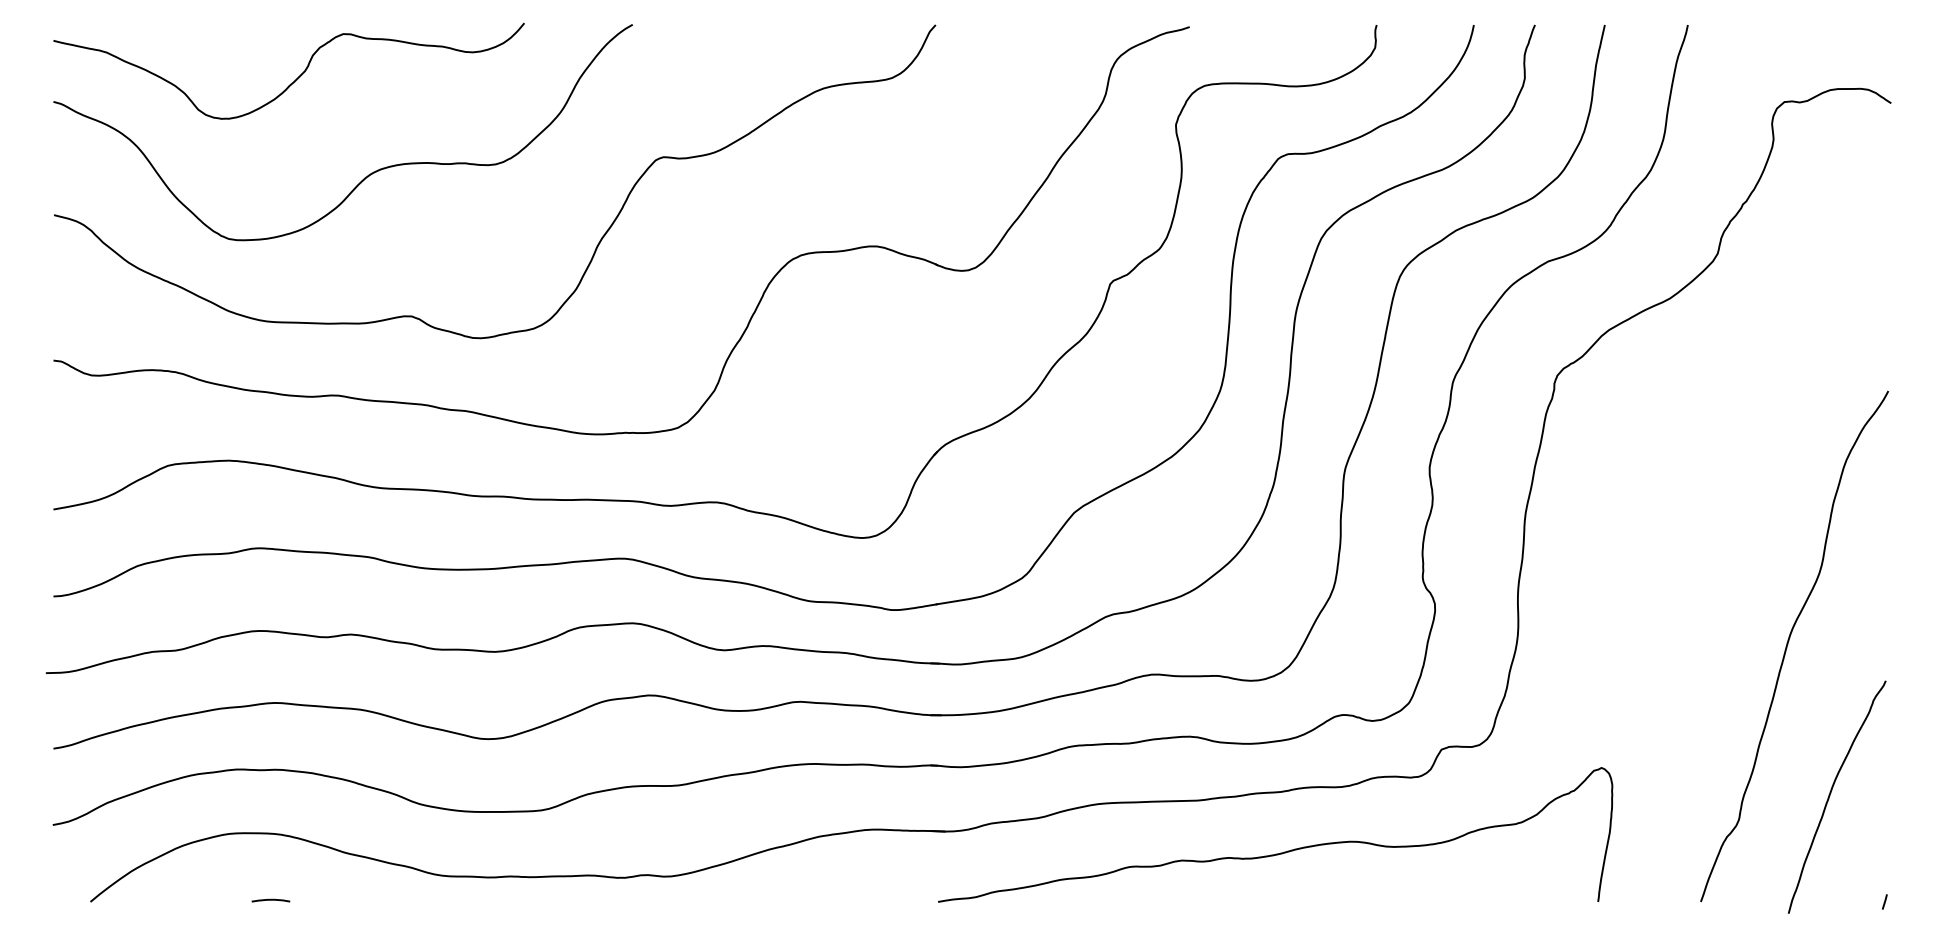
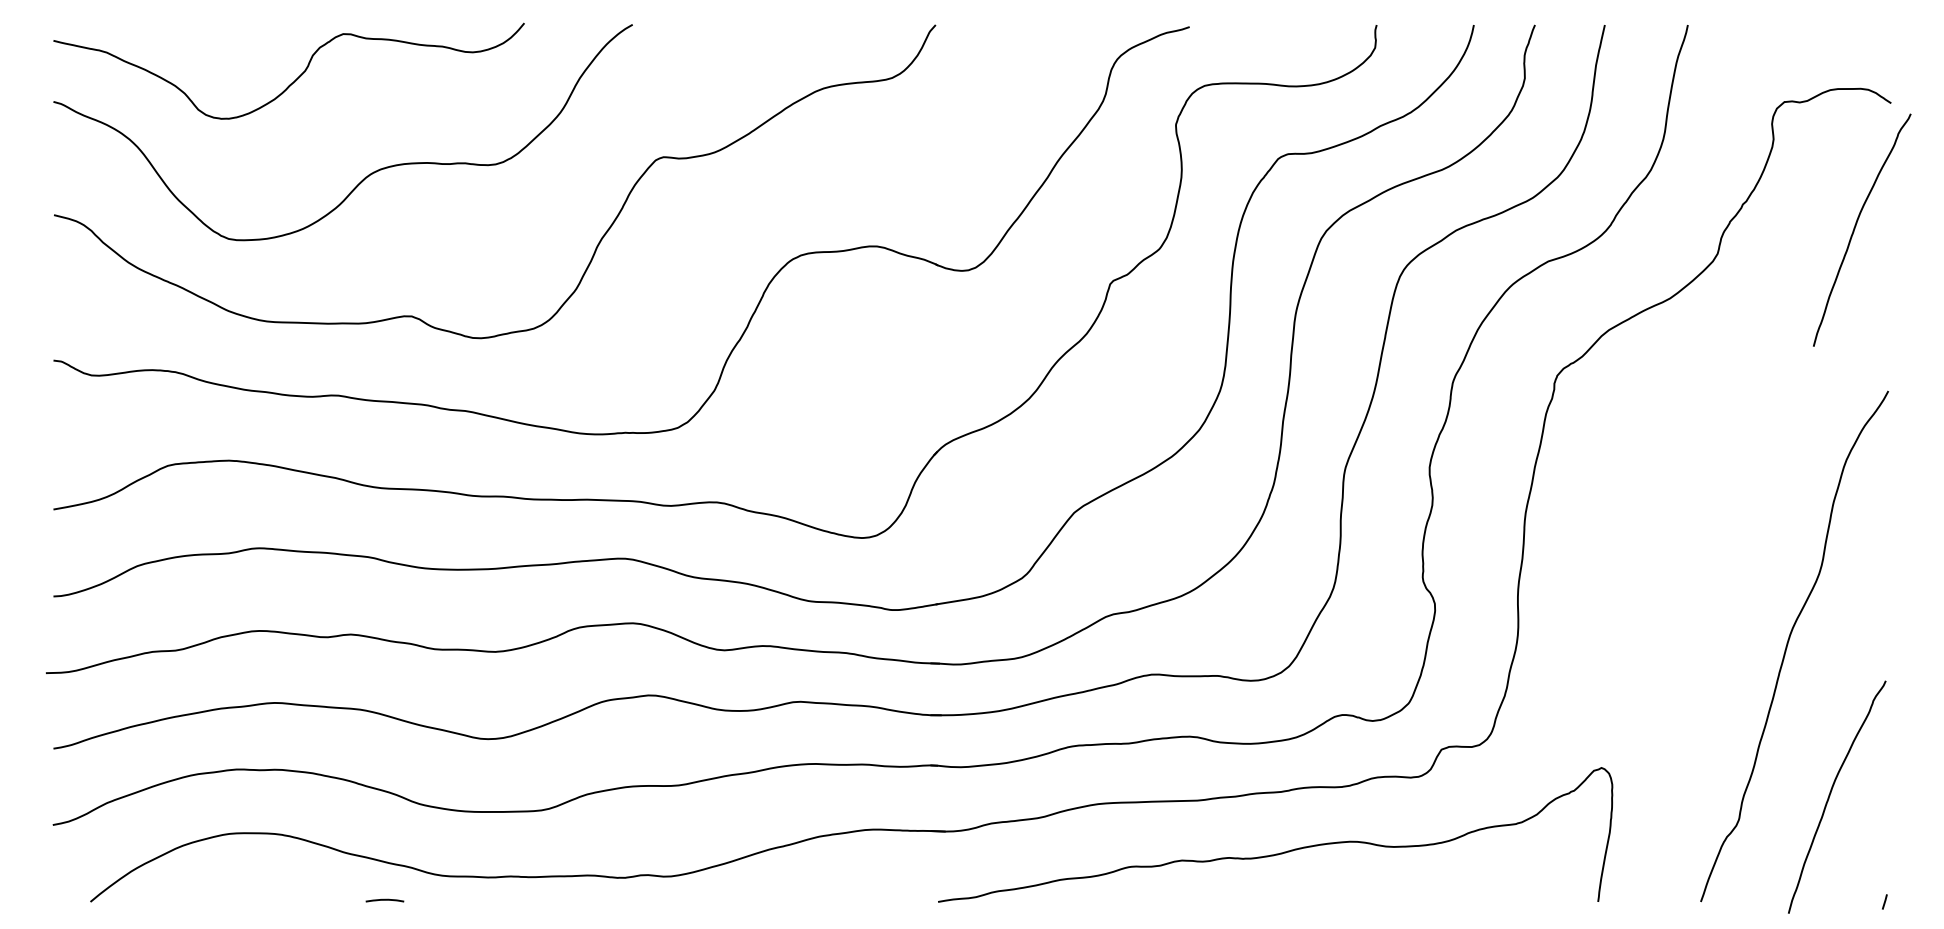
curve: none -> present (1856, 226)
curve position: (270, 900) -> (384, 900) (384, 900)
